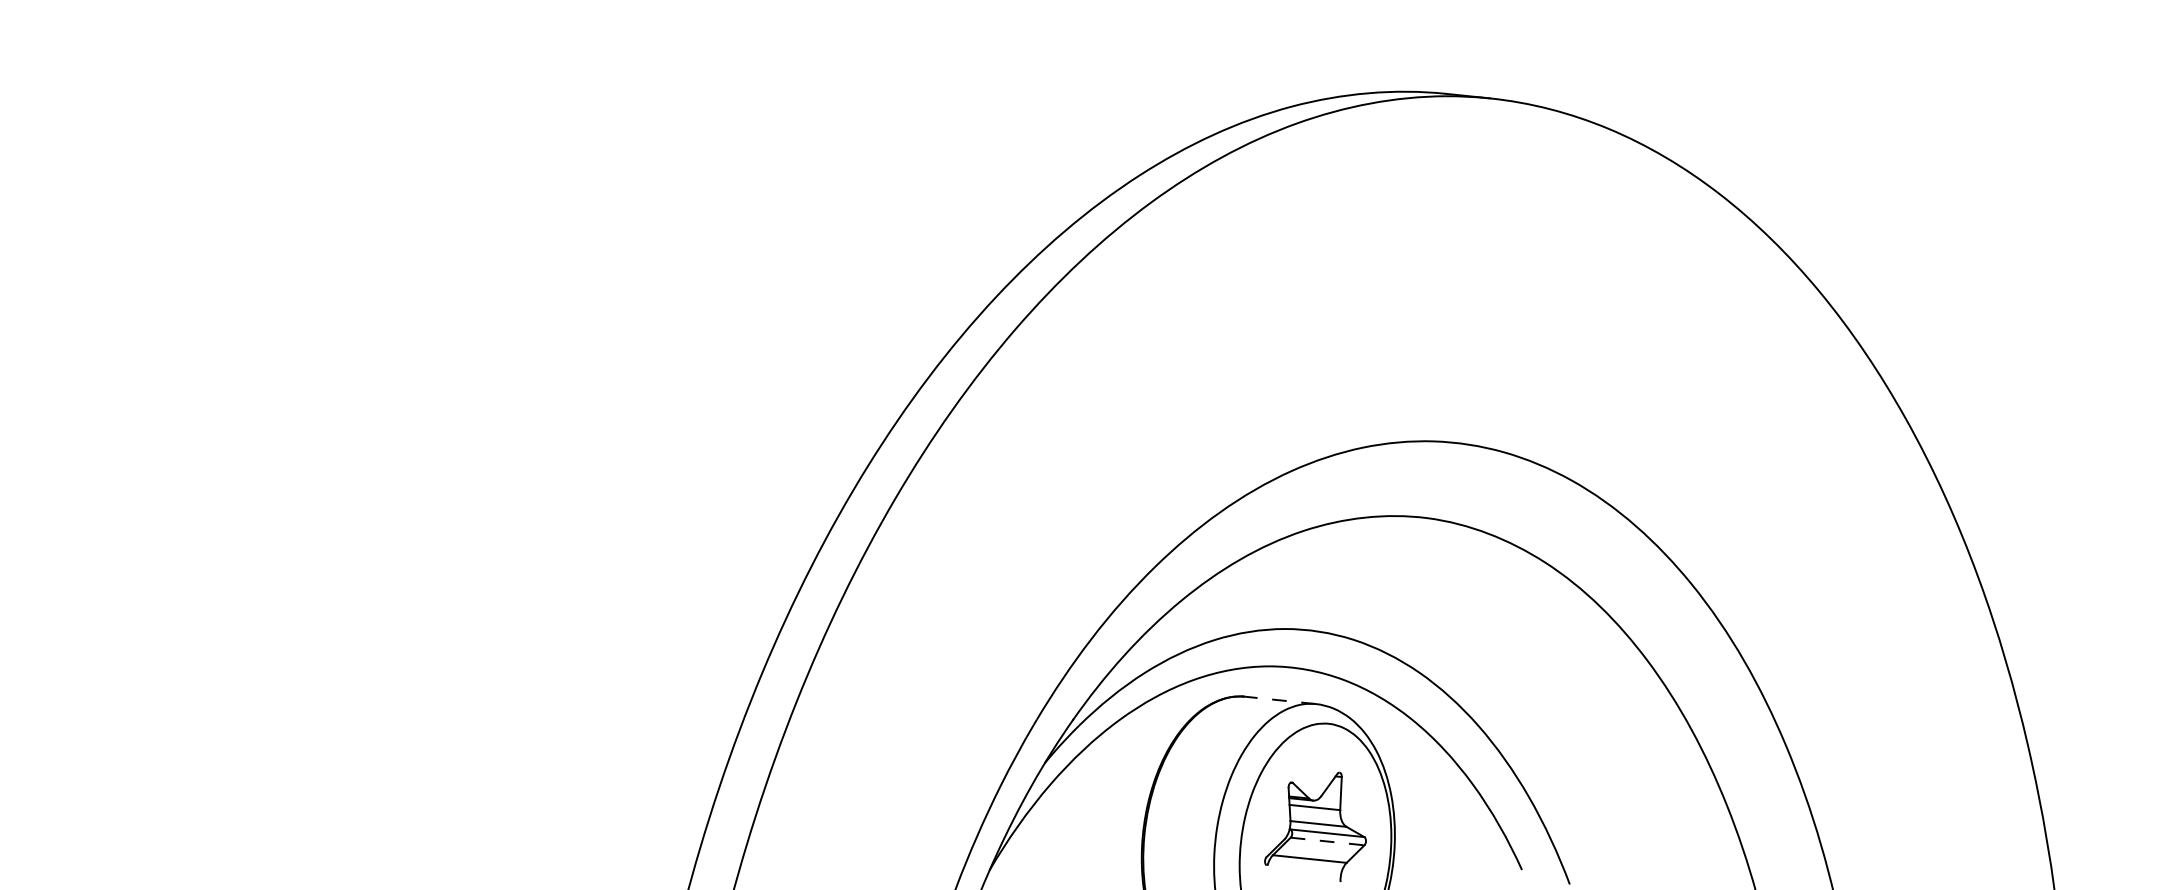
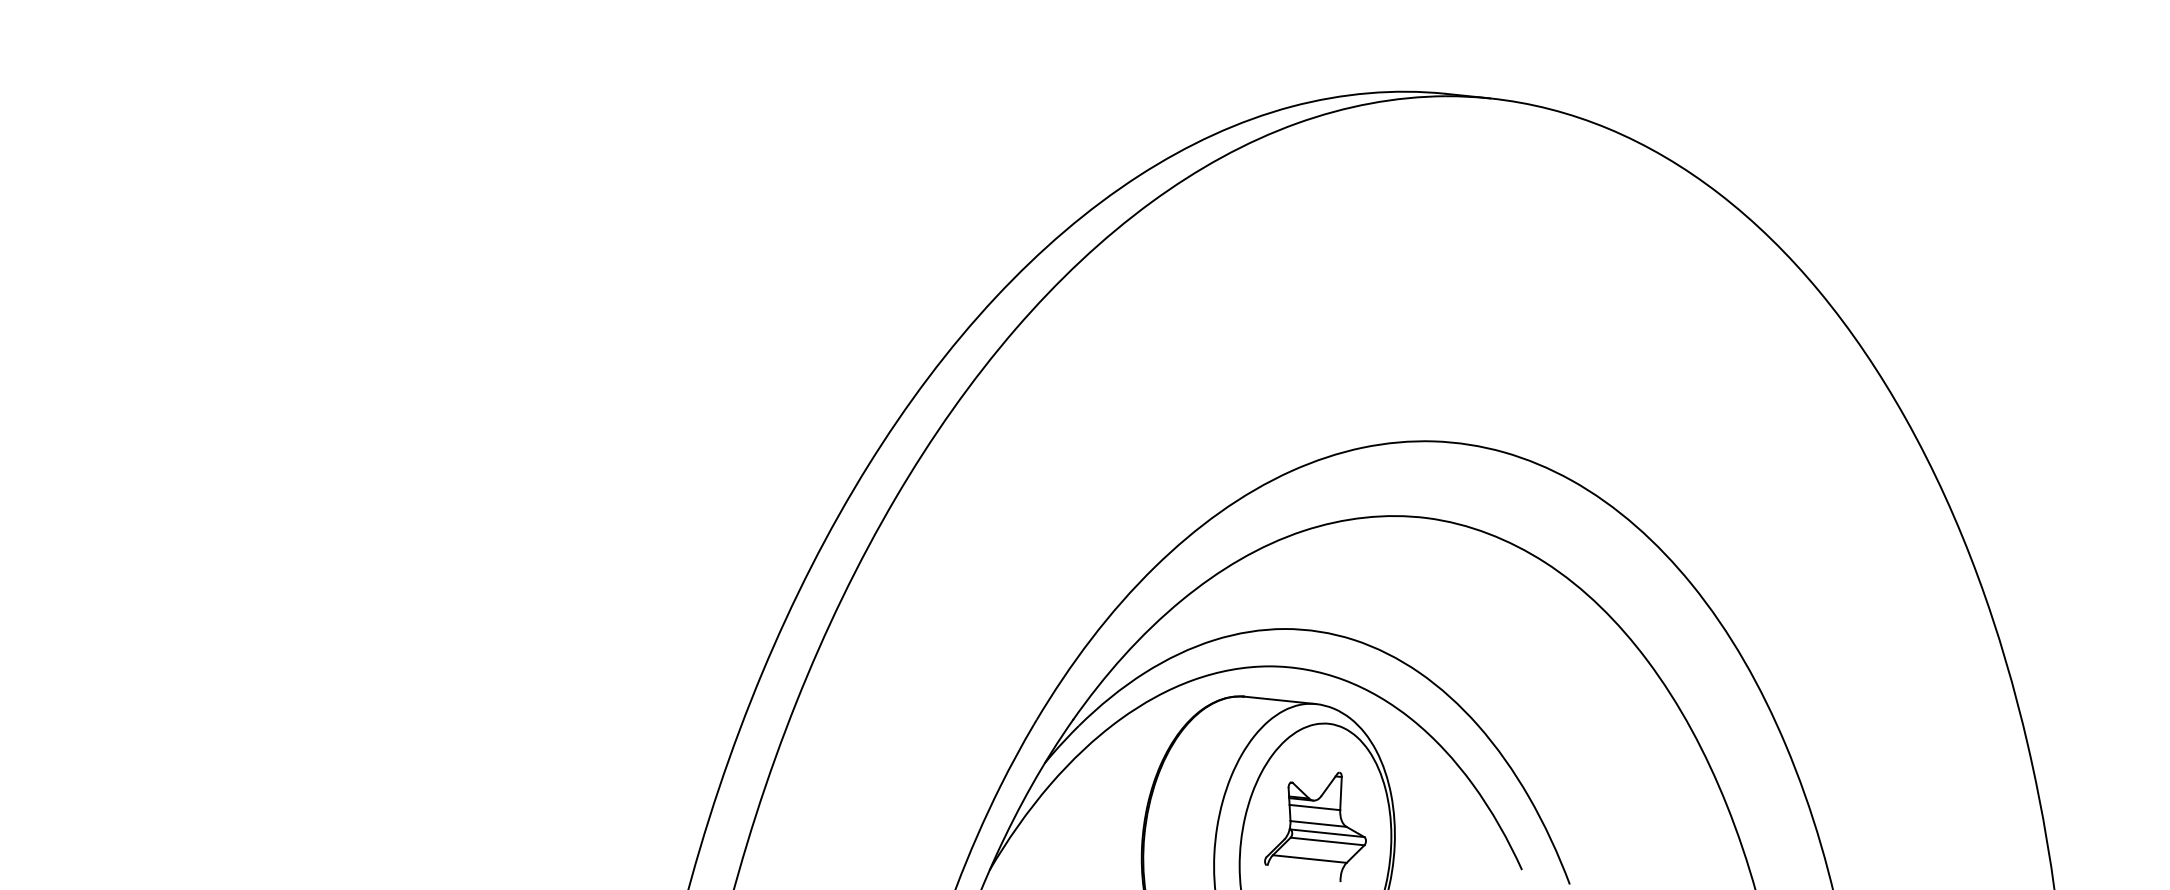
line: dashed -> solid (1280, 700)
line: dashed -> solid (1328, 841)
